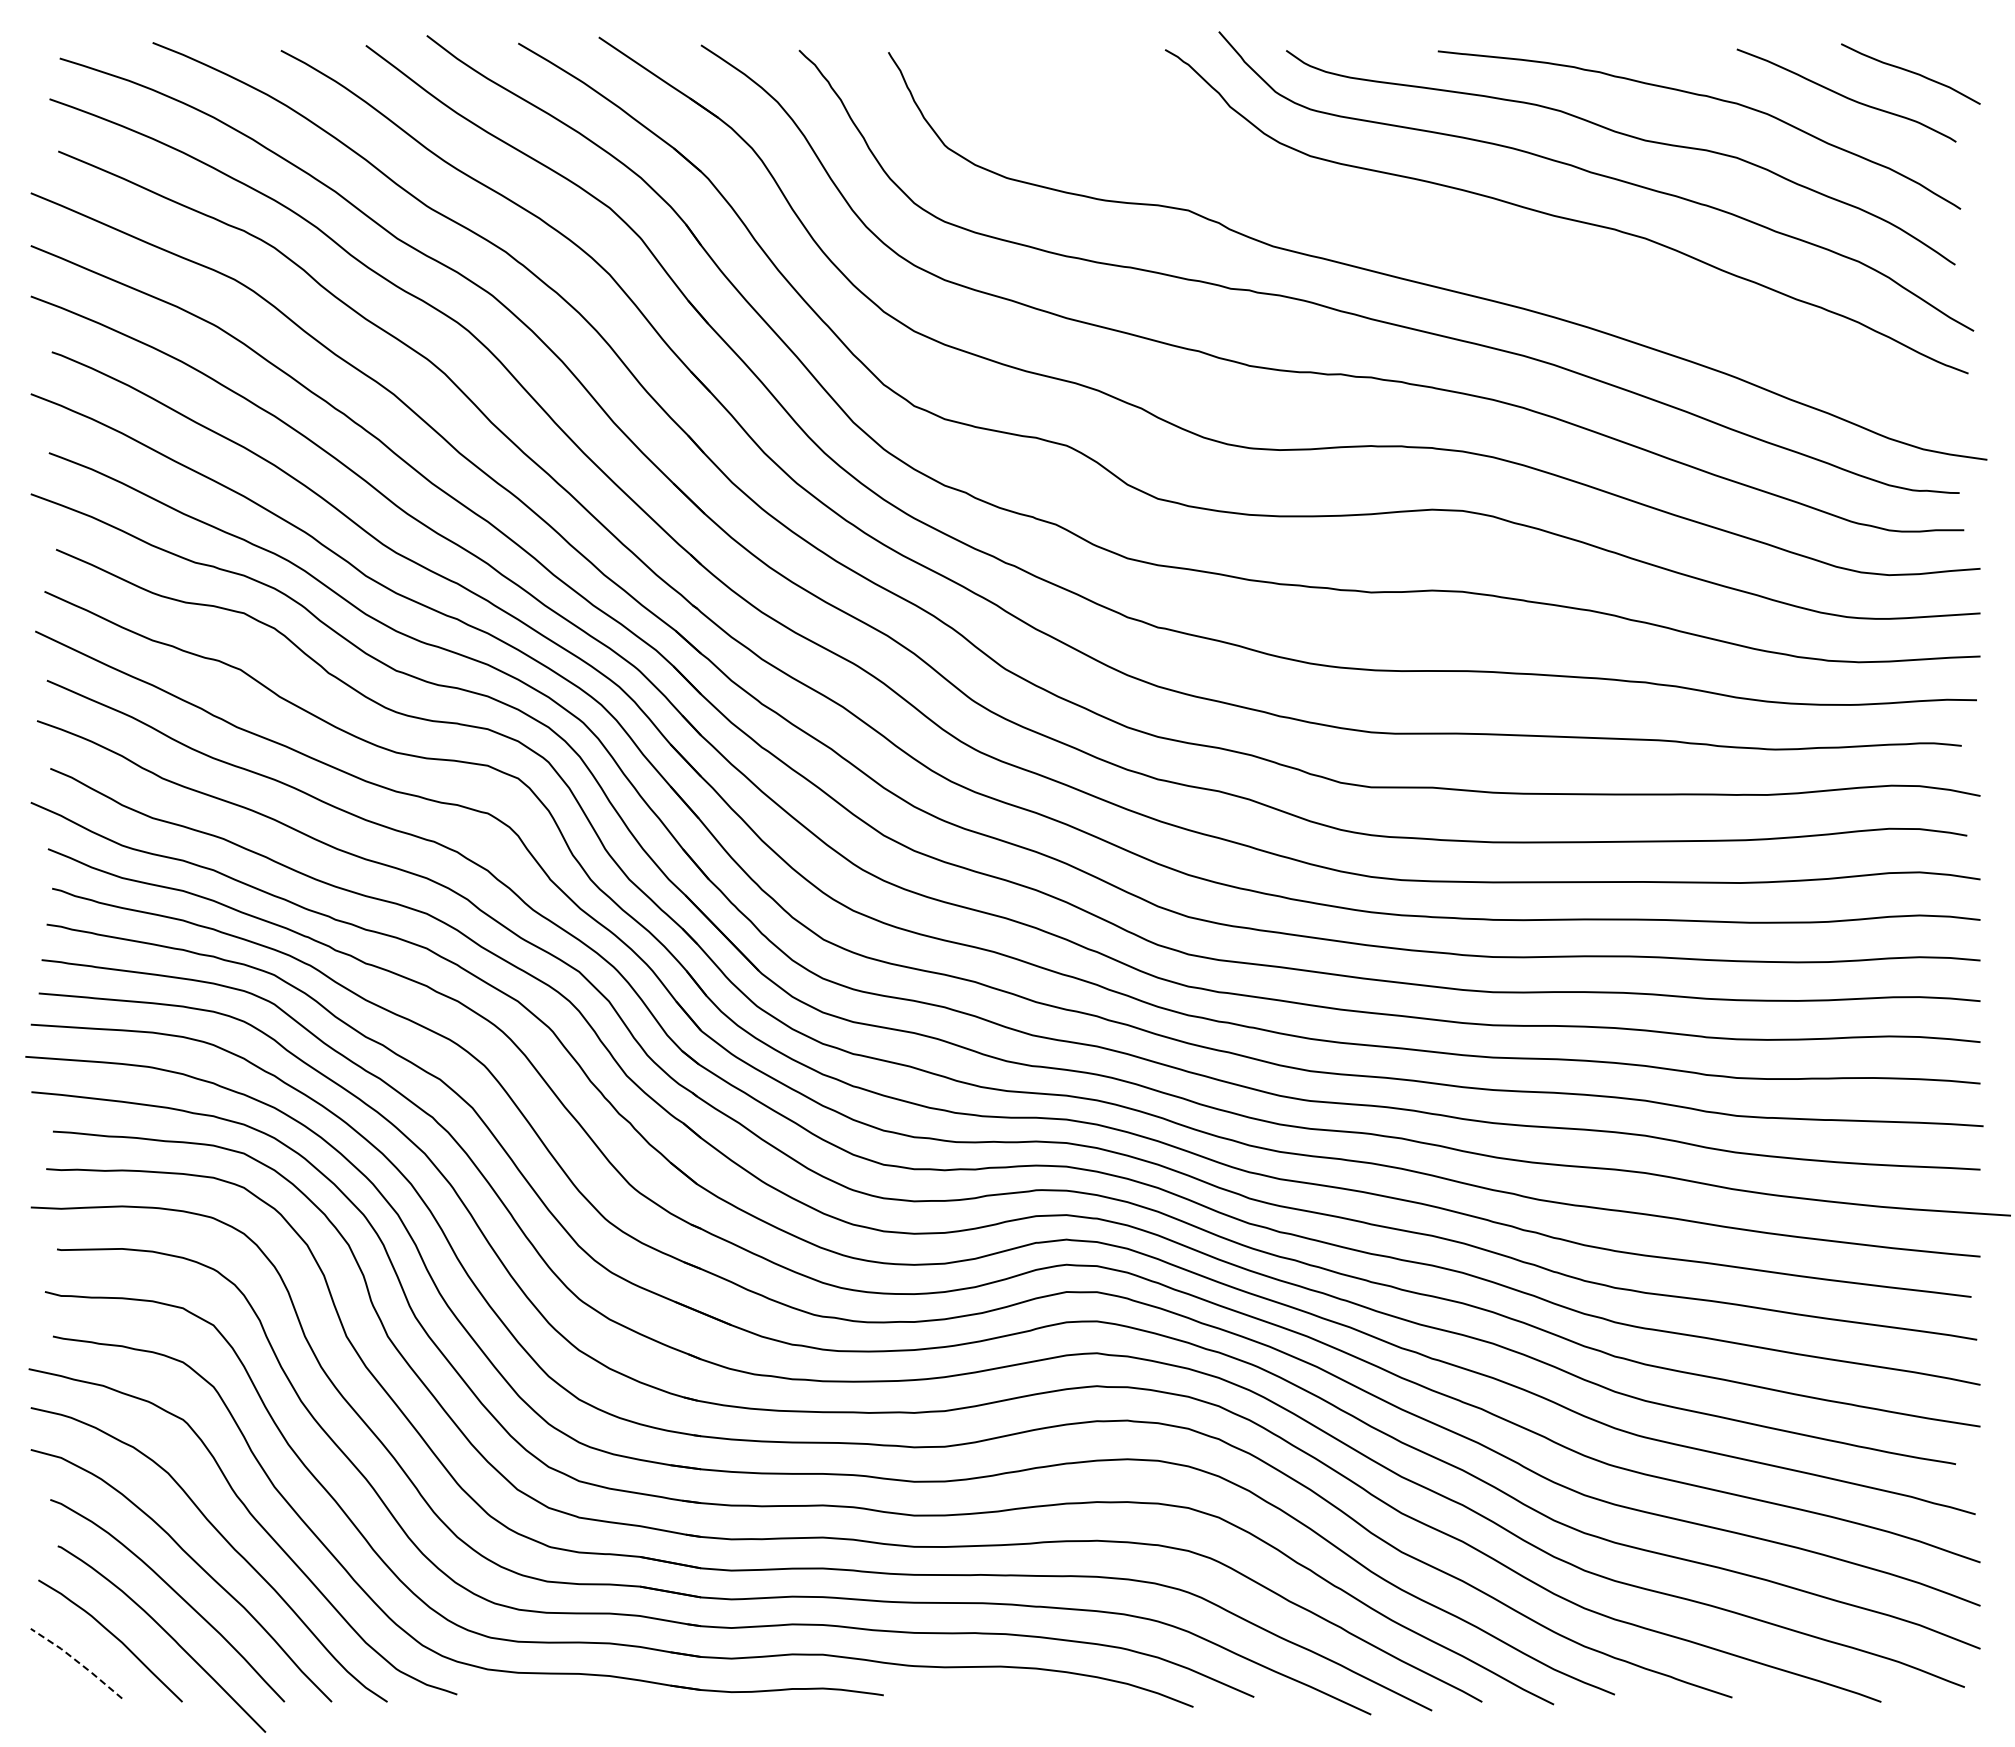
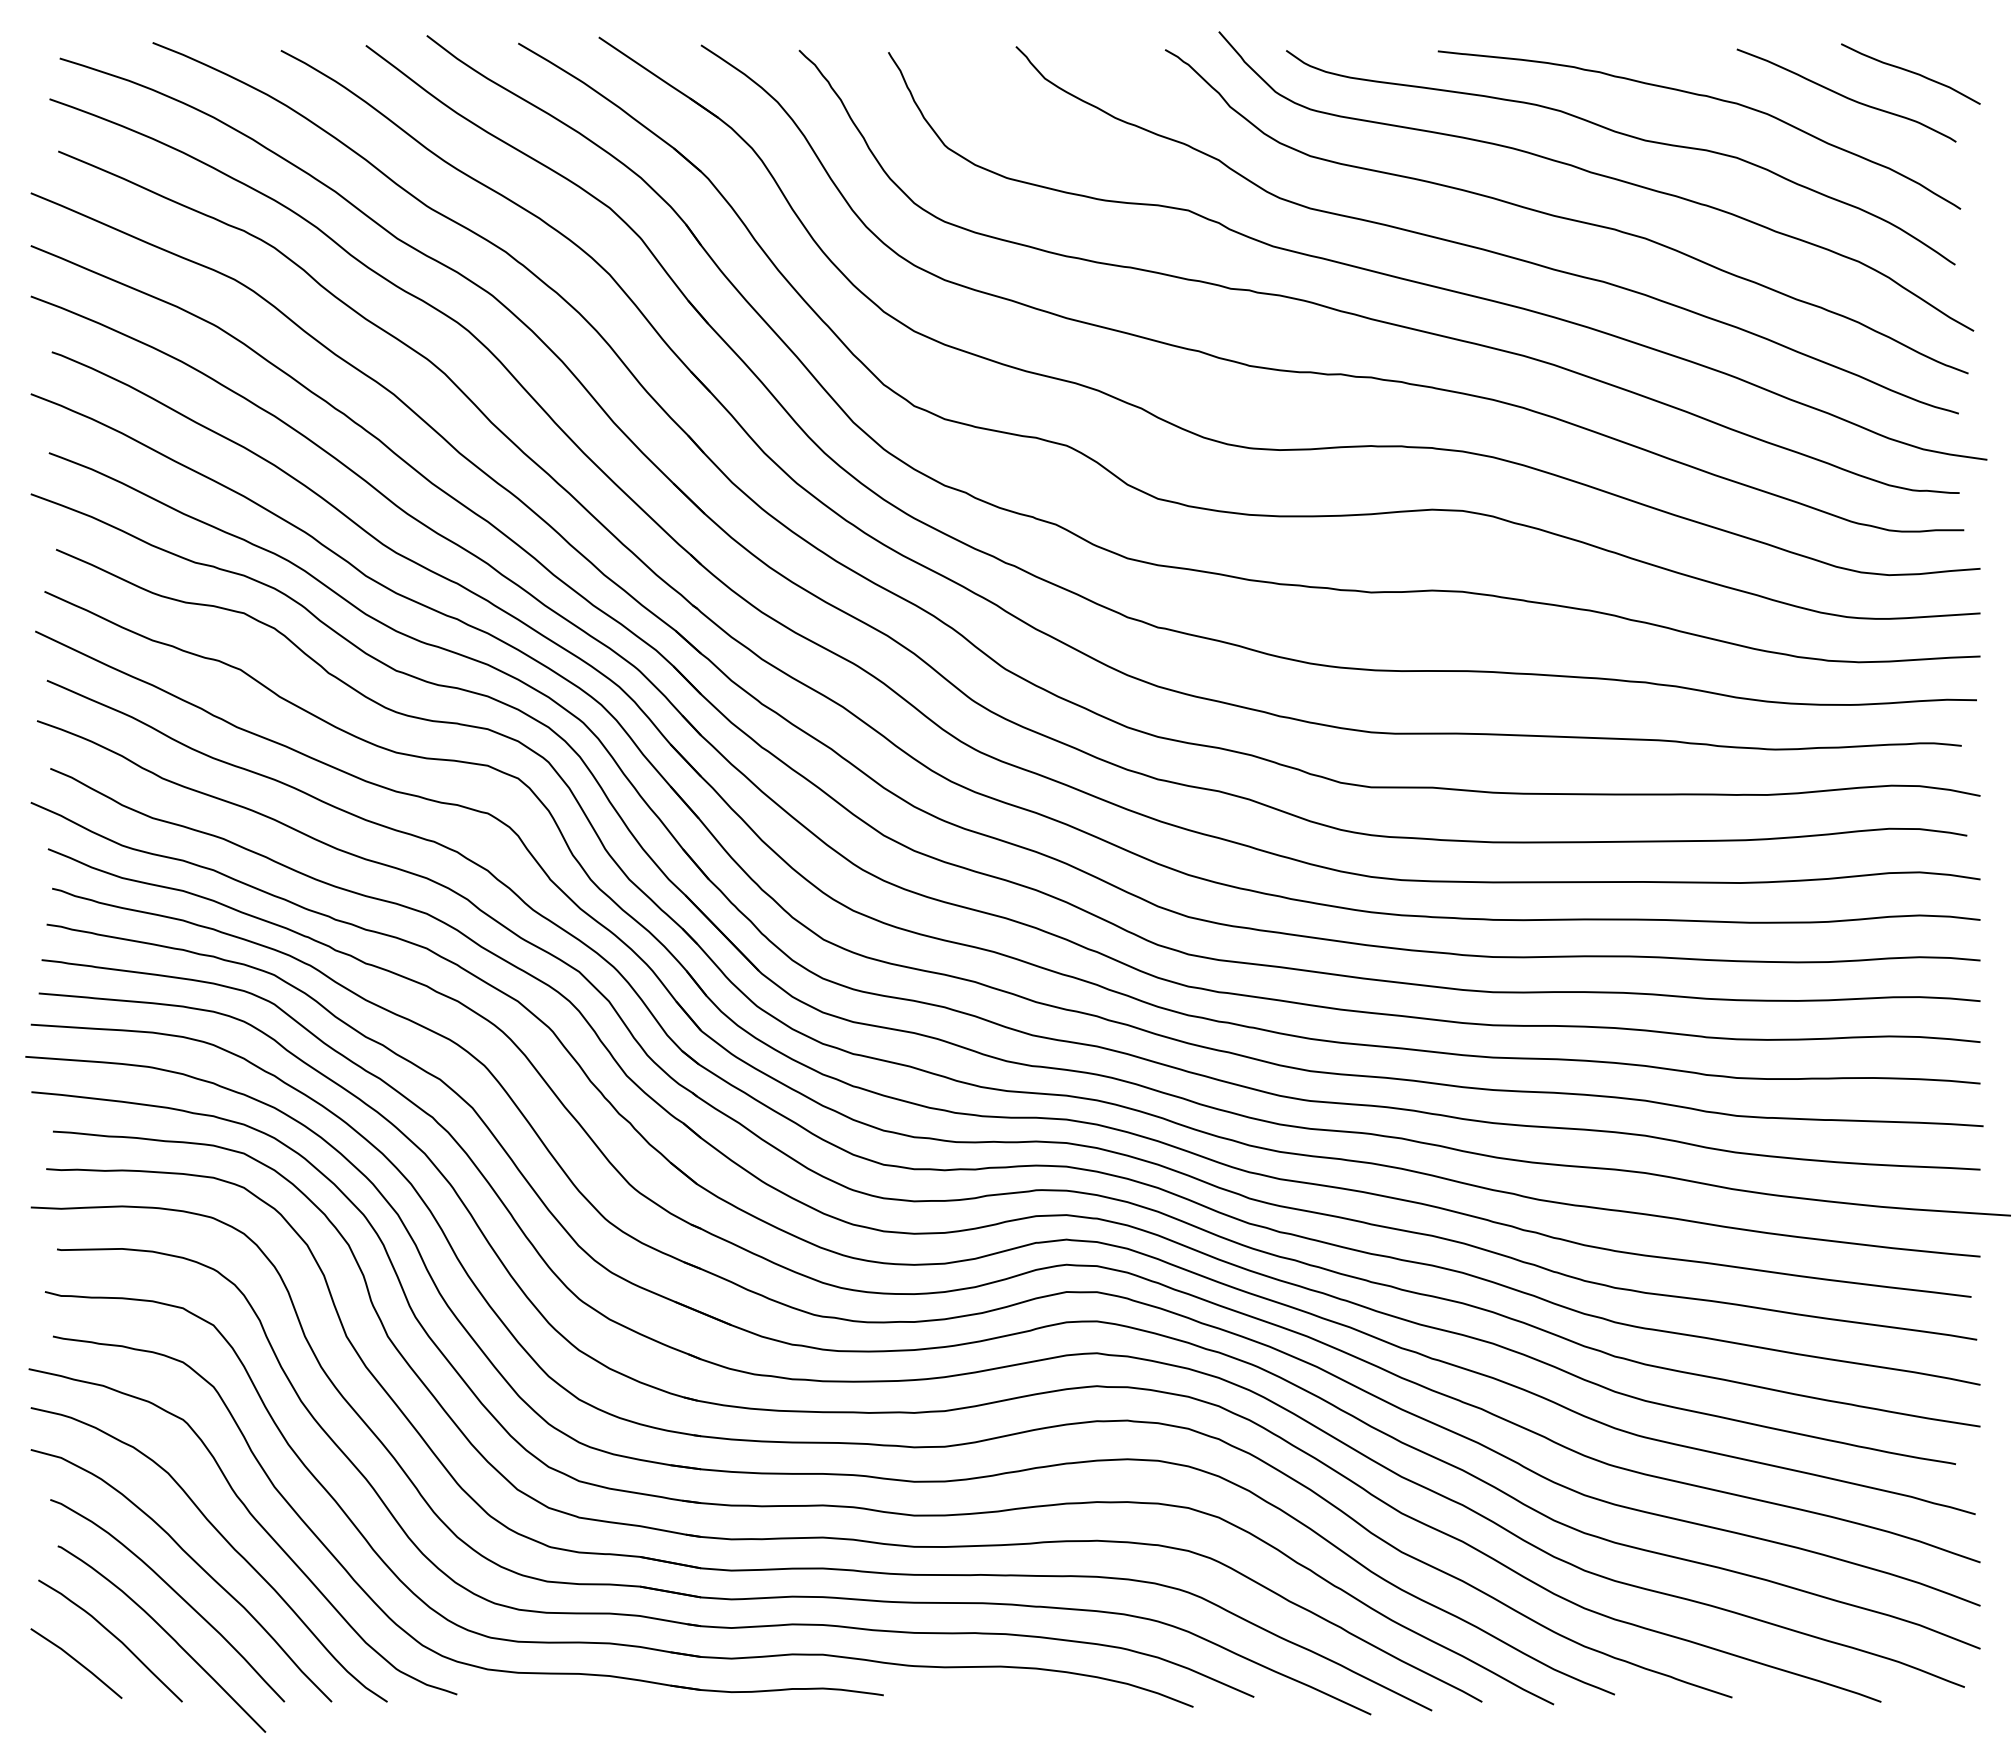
curve: none -> present (1480, 247)
line: dashed -> solid (77, 1661)
